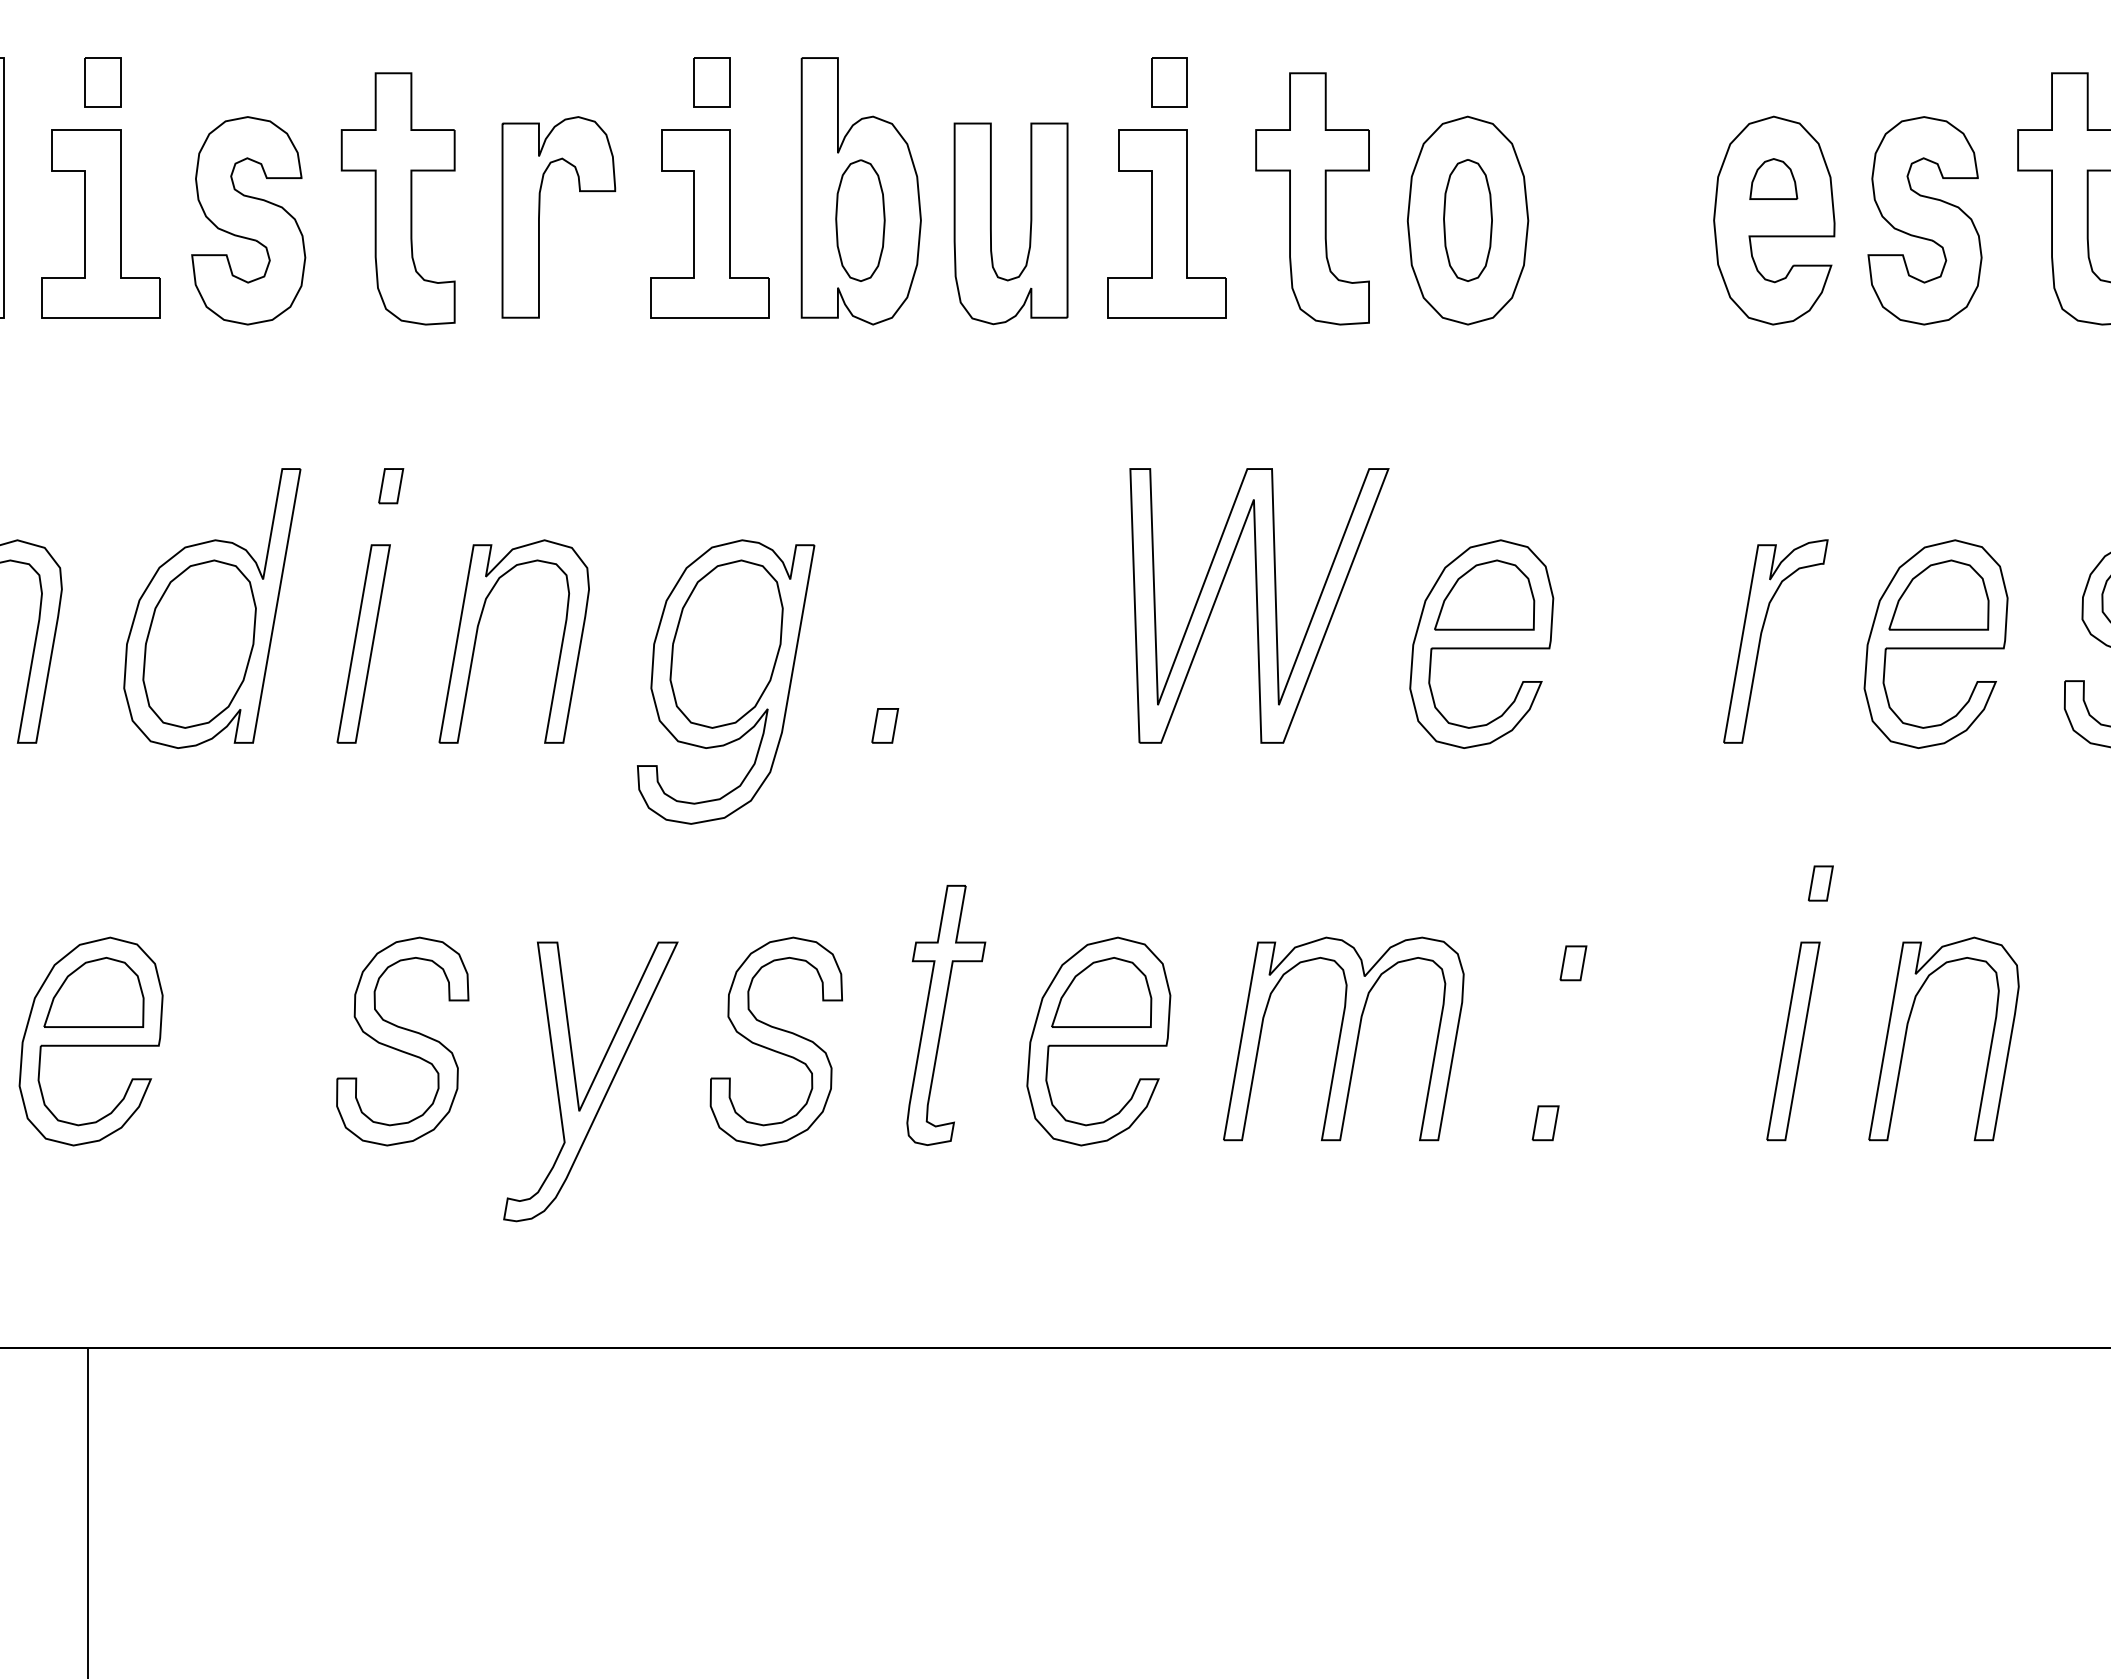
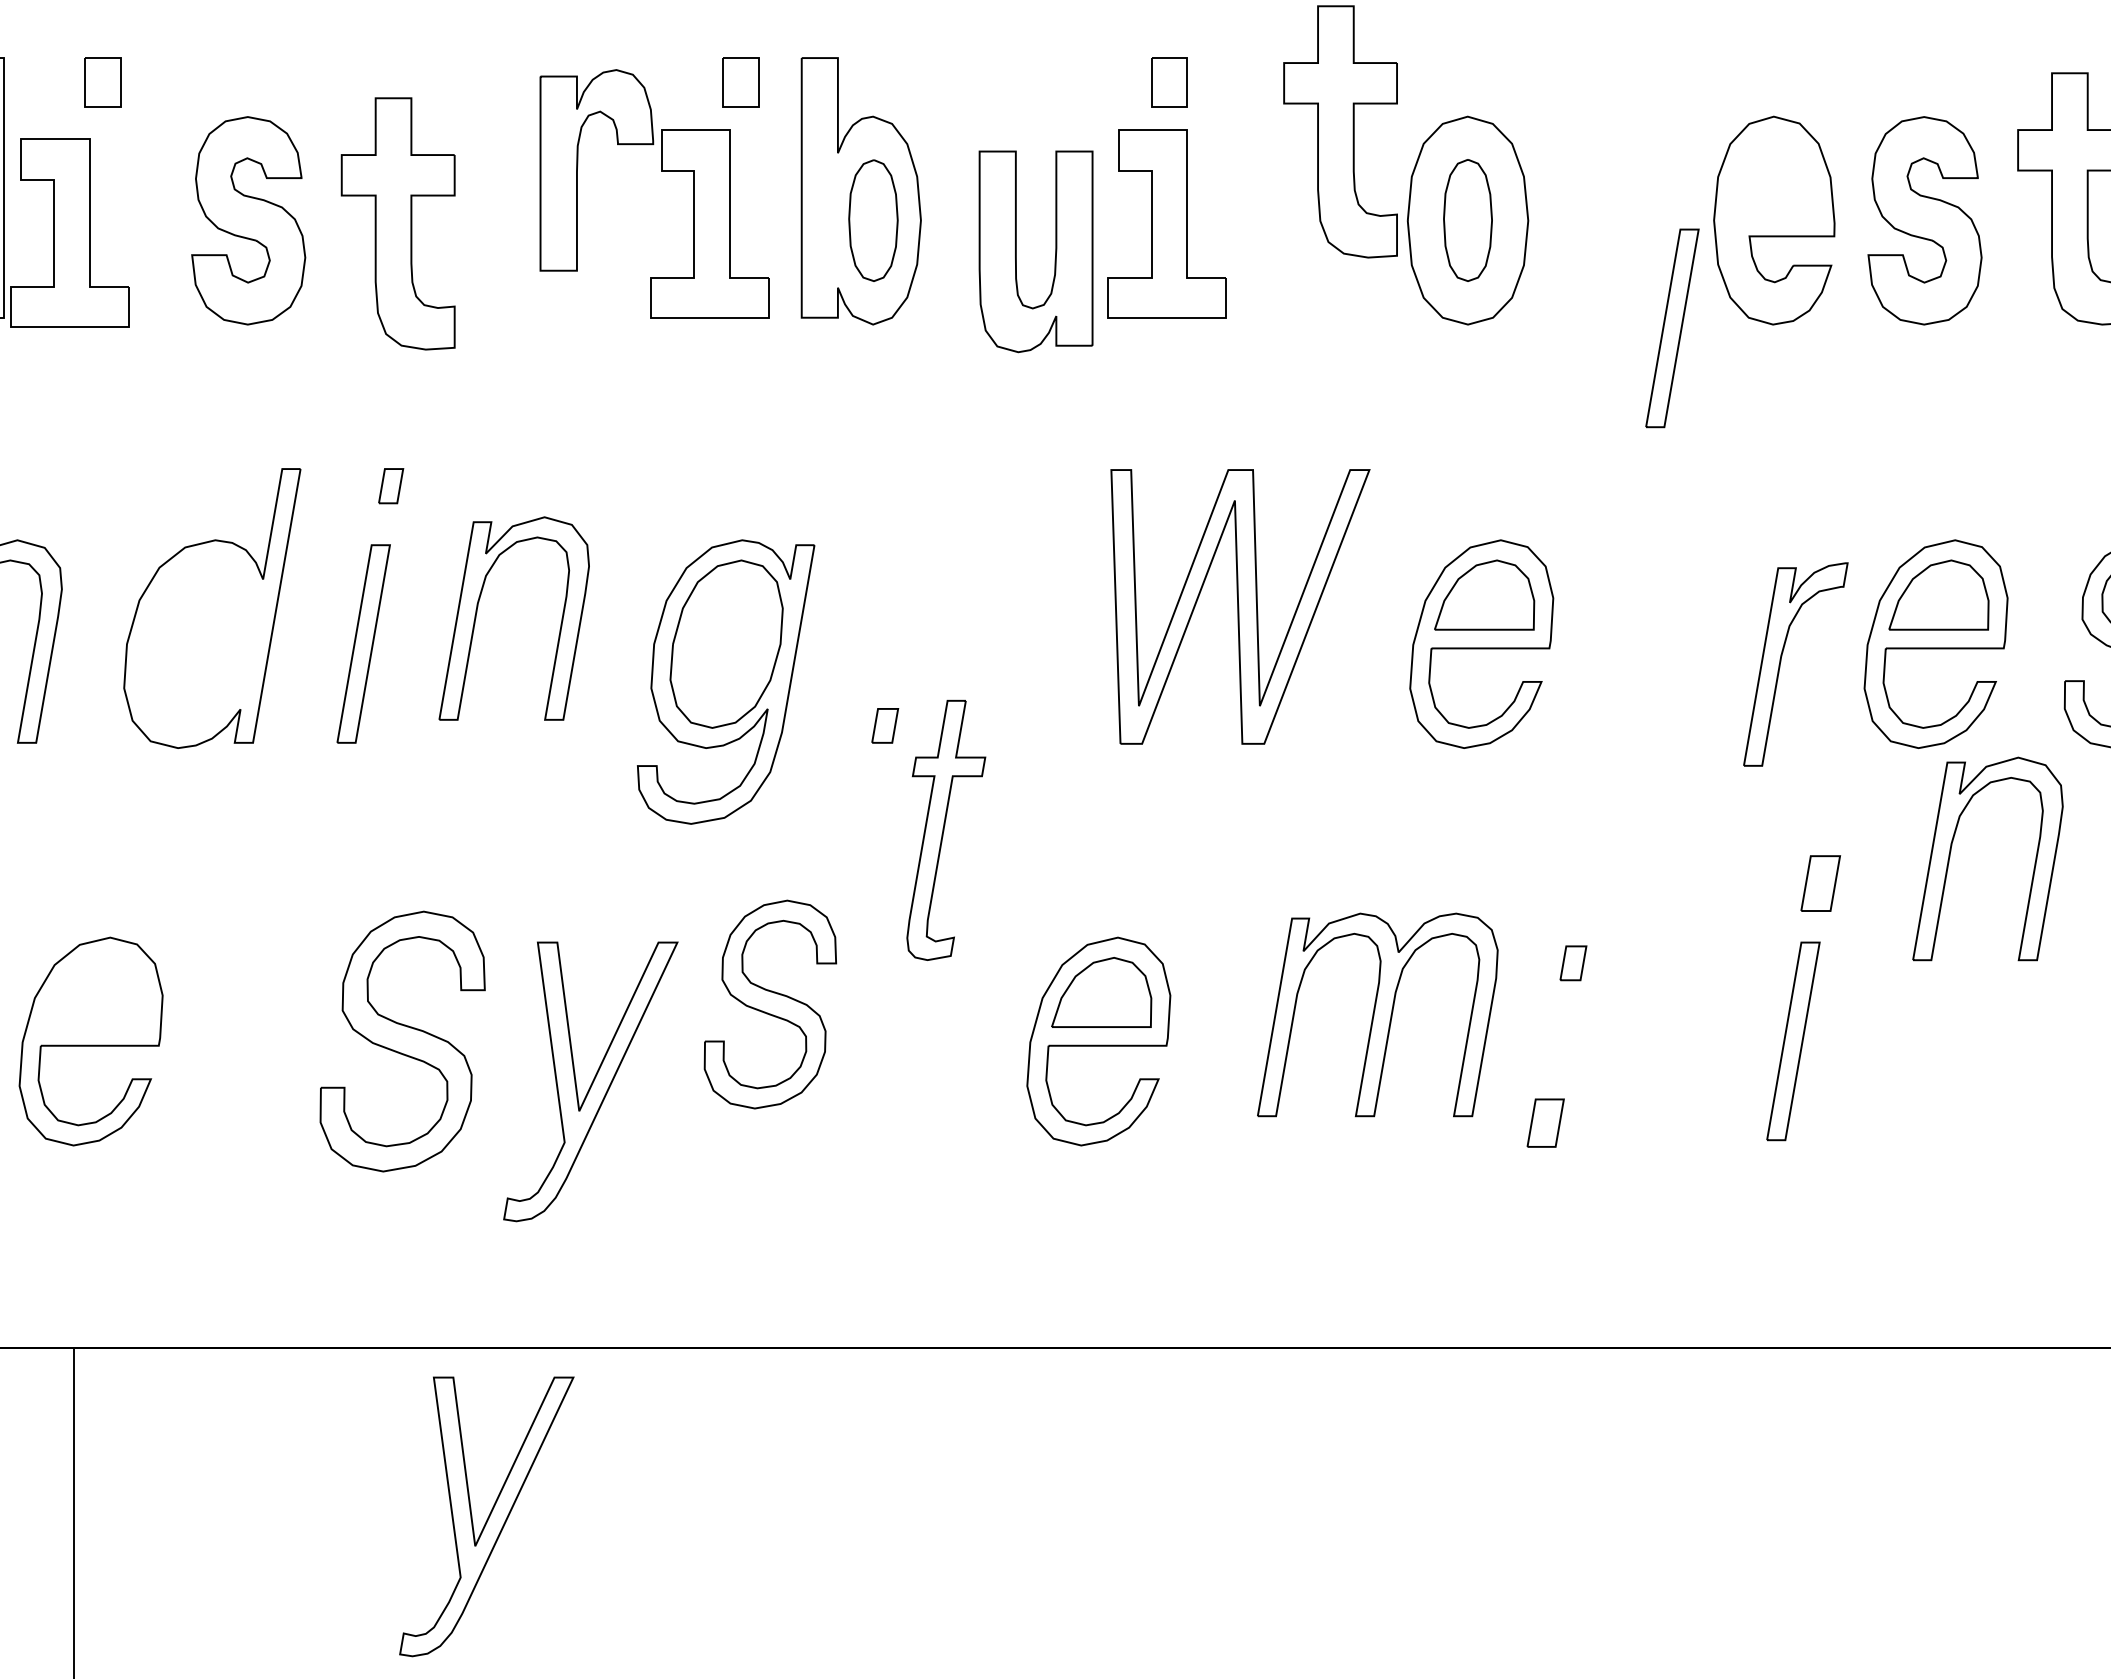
part position: (711, 82) -> (740, 82) (740, 82)
part: present -> none (1773, 178)
part position: (397, 198) -> (397, 223) (397, 223)
part position: (1312, 198) -> (1340, 131) (1340, 131)
part position: (540, 212) -> (578, 165) (578, 165)
part position: (860, 220) -> (873, 220) (873, 220)
part position: (100, 223) -> (69, 232) (69, 232)
part position: (991, 223) -> (1016, 251) (1016, 251)
part: none -> present (1672, 328)
part position: (1259, 605) -> (1240, 606) (1240, 606)
part position: (477, 635) -> (477, 612) (477, 612)
part position: (1761, 639) -> (1781, 662) (1781, 662)
part: present -> none (199, 643)
part size: 26x37 px -> 42x57 px (1820, 883)
part: present -> none (93, 991)
part position: (946, 1014) -> (946, 829) (946, 829)
part position: (1907, 1031) -> (1951, 851) (1951, 851)
part position: (1343, 1038) -> (1377, 1014) (1377, 1014)
part size: 134x211 px -> 167x263 px (402, 1041)
part position: (776, 1041) -> (770, 1004) (770, 1004)
part size: 29x37 px -> 39x50 px (1545, 1122)
line position: (87, 1511) -> (73, 1511) (73, 1511)
part: none -> present (486, 1516)
